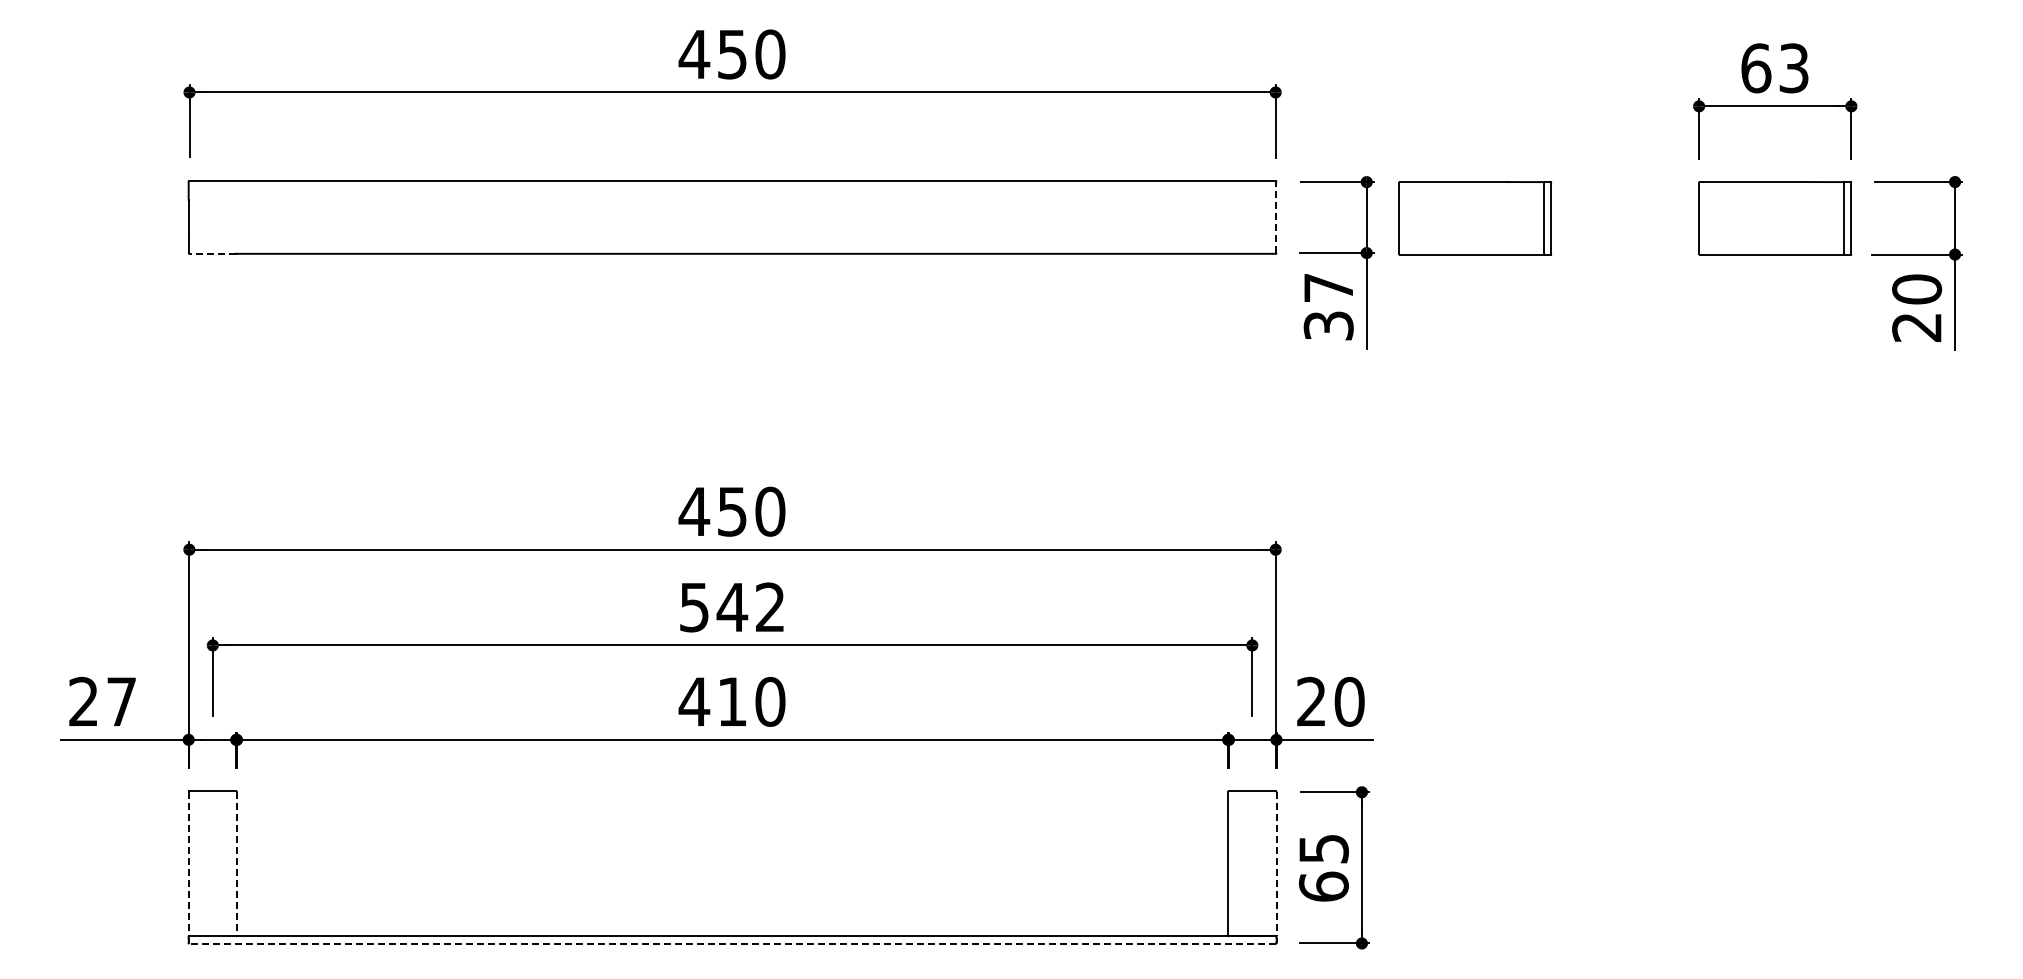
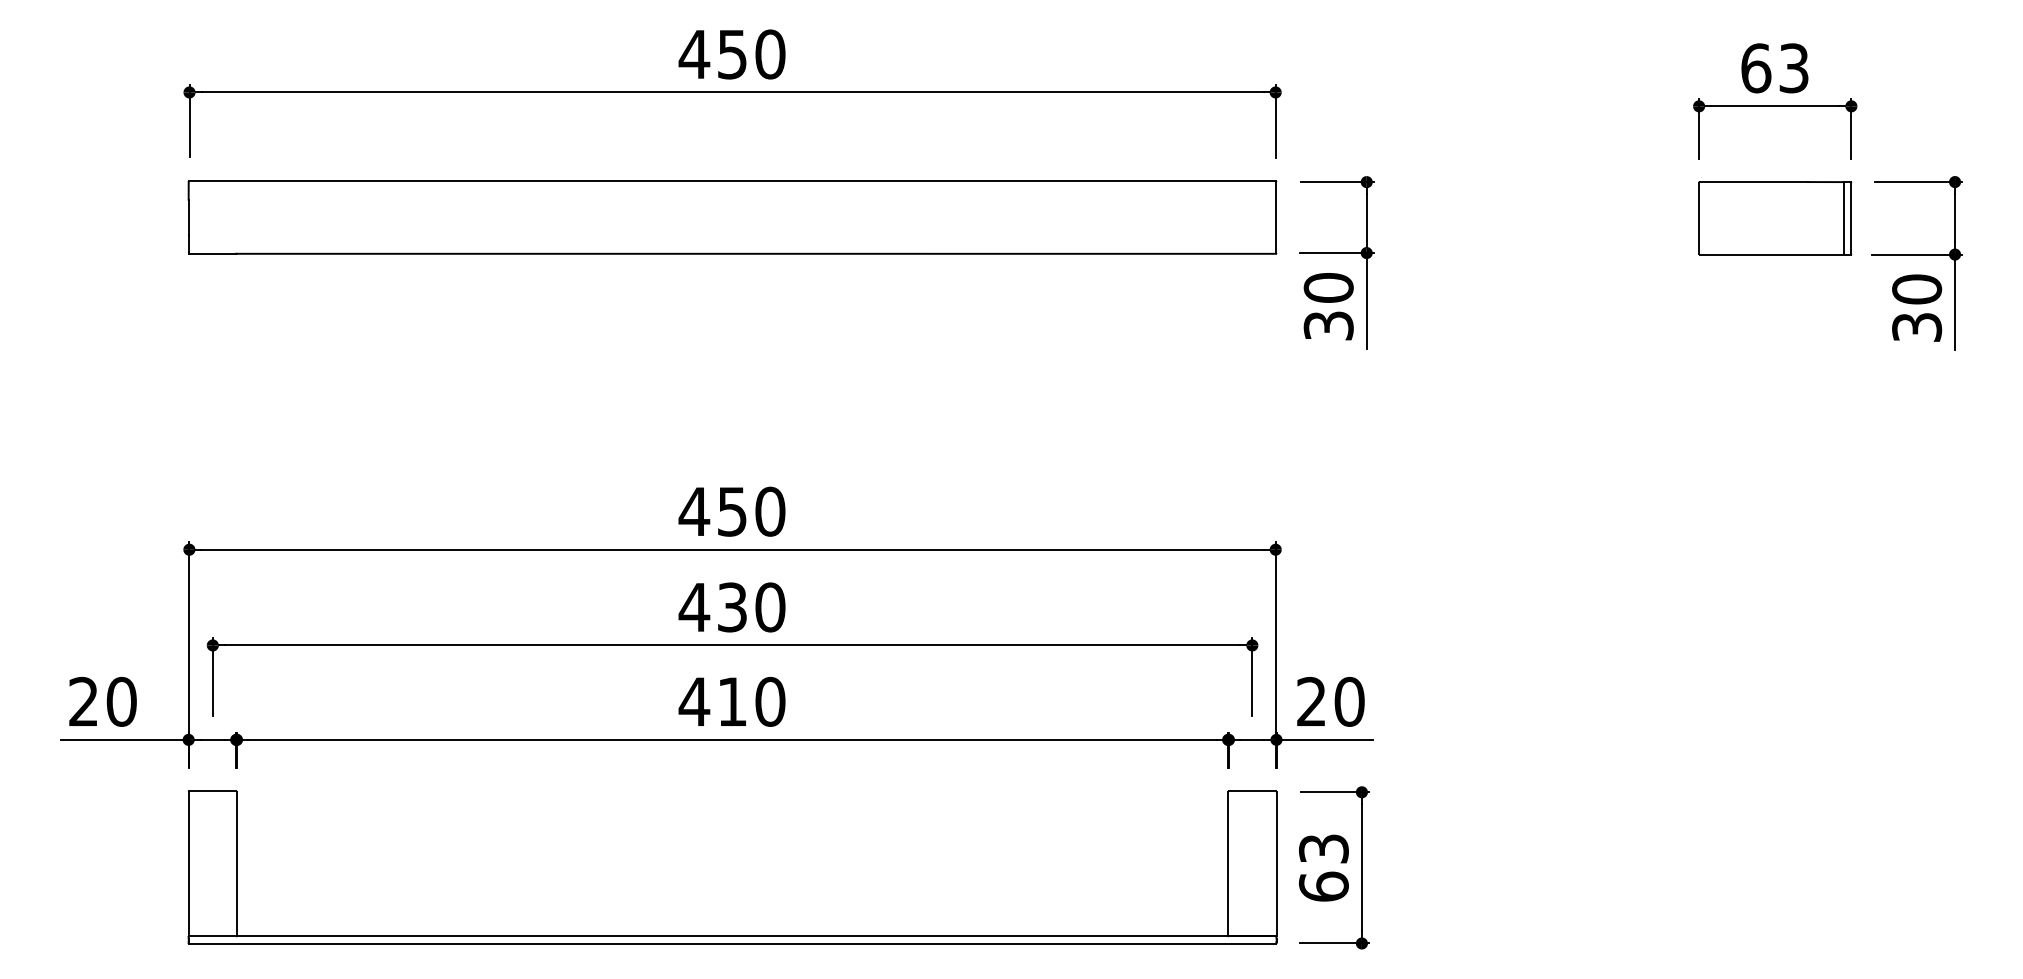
line: dashed -> solid (1276, 217)
part: present -> none (1475, 218)
line: dashed -> solid (212, 253)
text: 37 -> 30 (1328, 287)
text: 20 -> 30 (1917, 327)
text: 542 -> 430 (731, 607)
text: 27 -> 20 (121, 701)
text: 65 -> 63 (1323, 848)
line: dashed -> solid (188, 863)
line: dashed -> solid (237, 863)
line: dashed -> solid (1276, 863)
line: dashed -> solid (732, 943)
